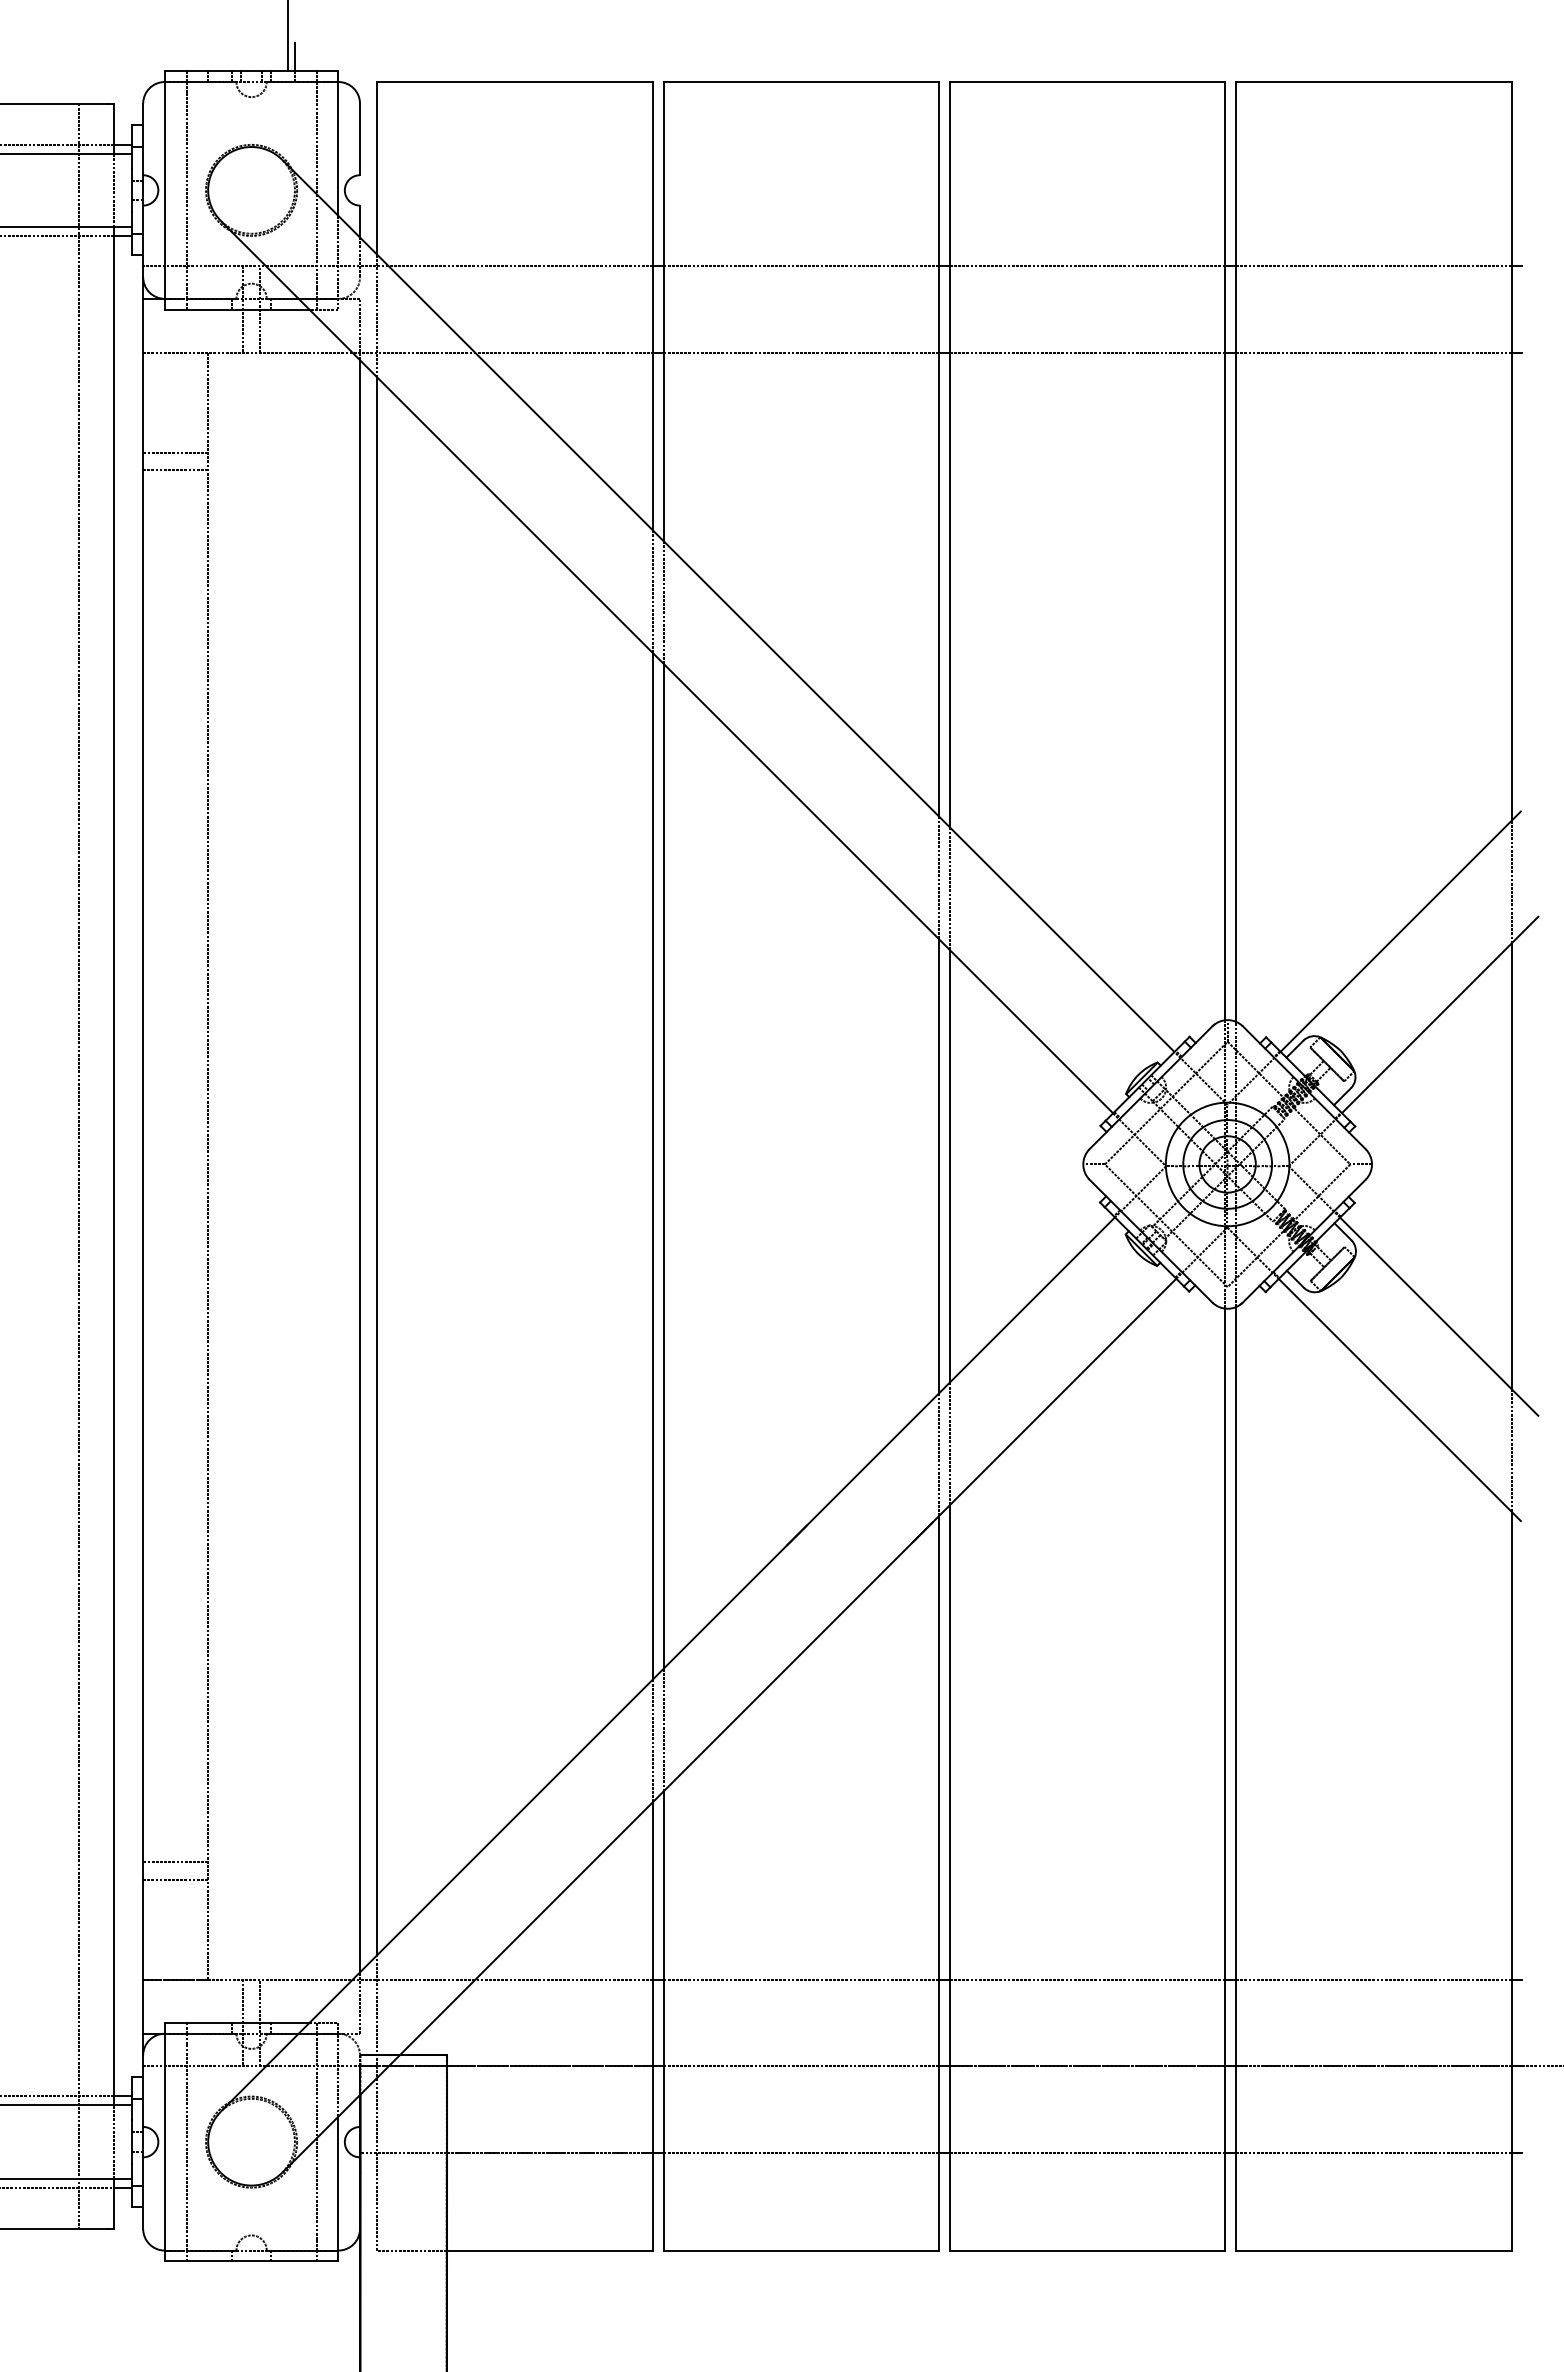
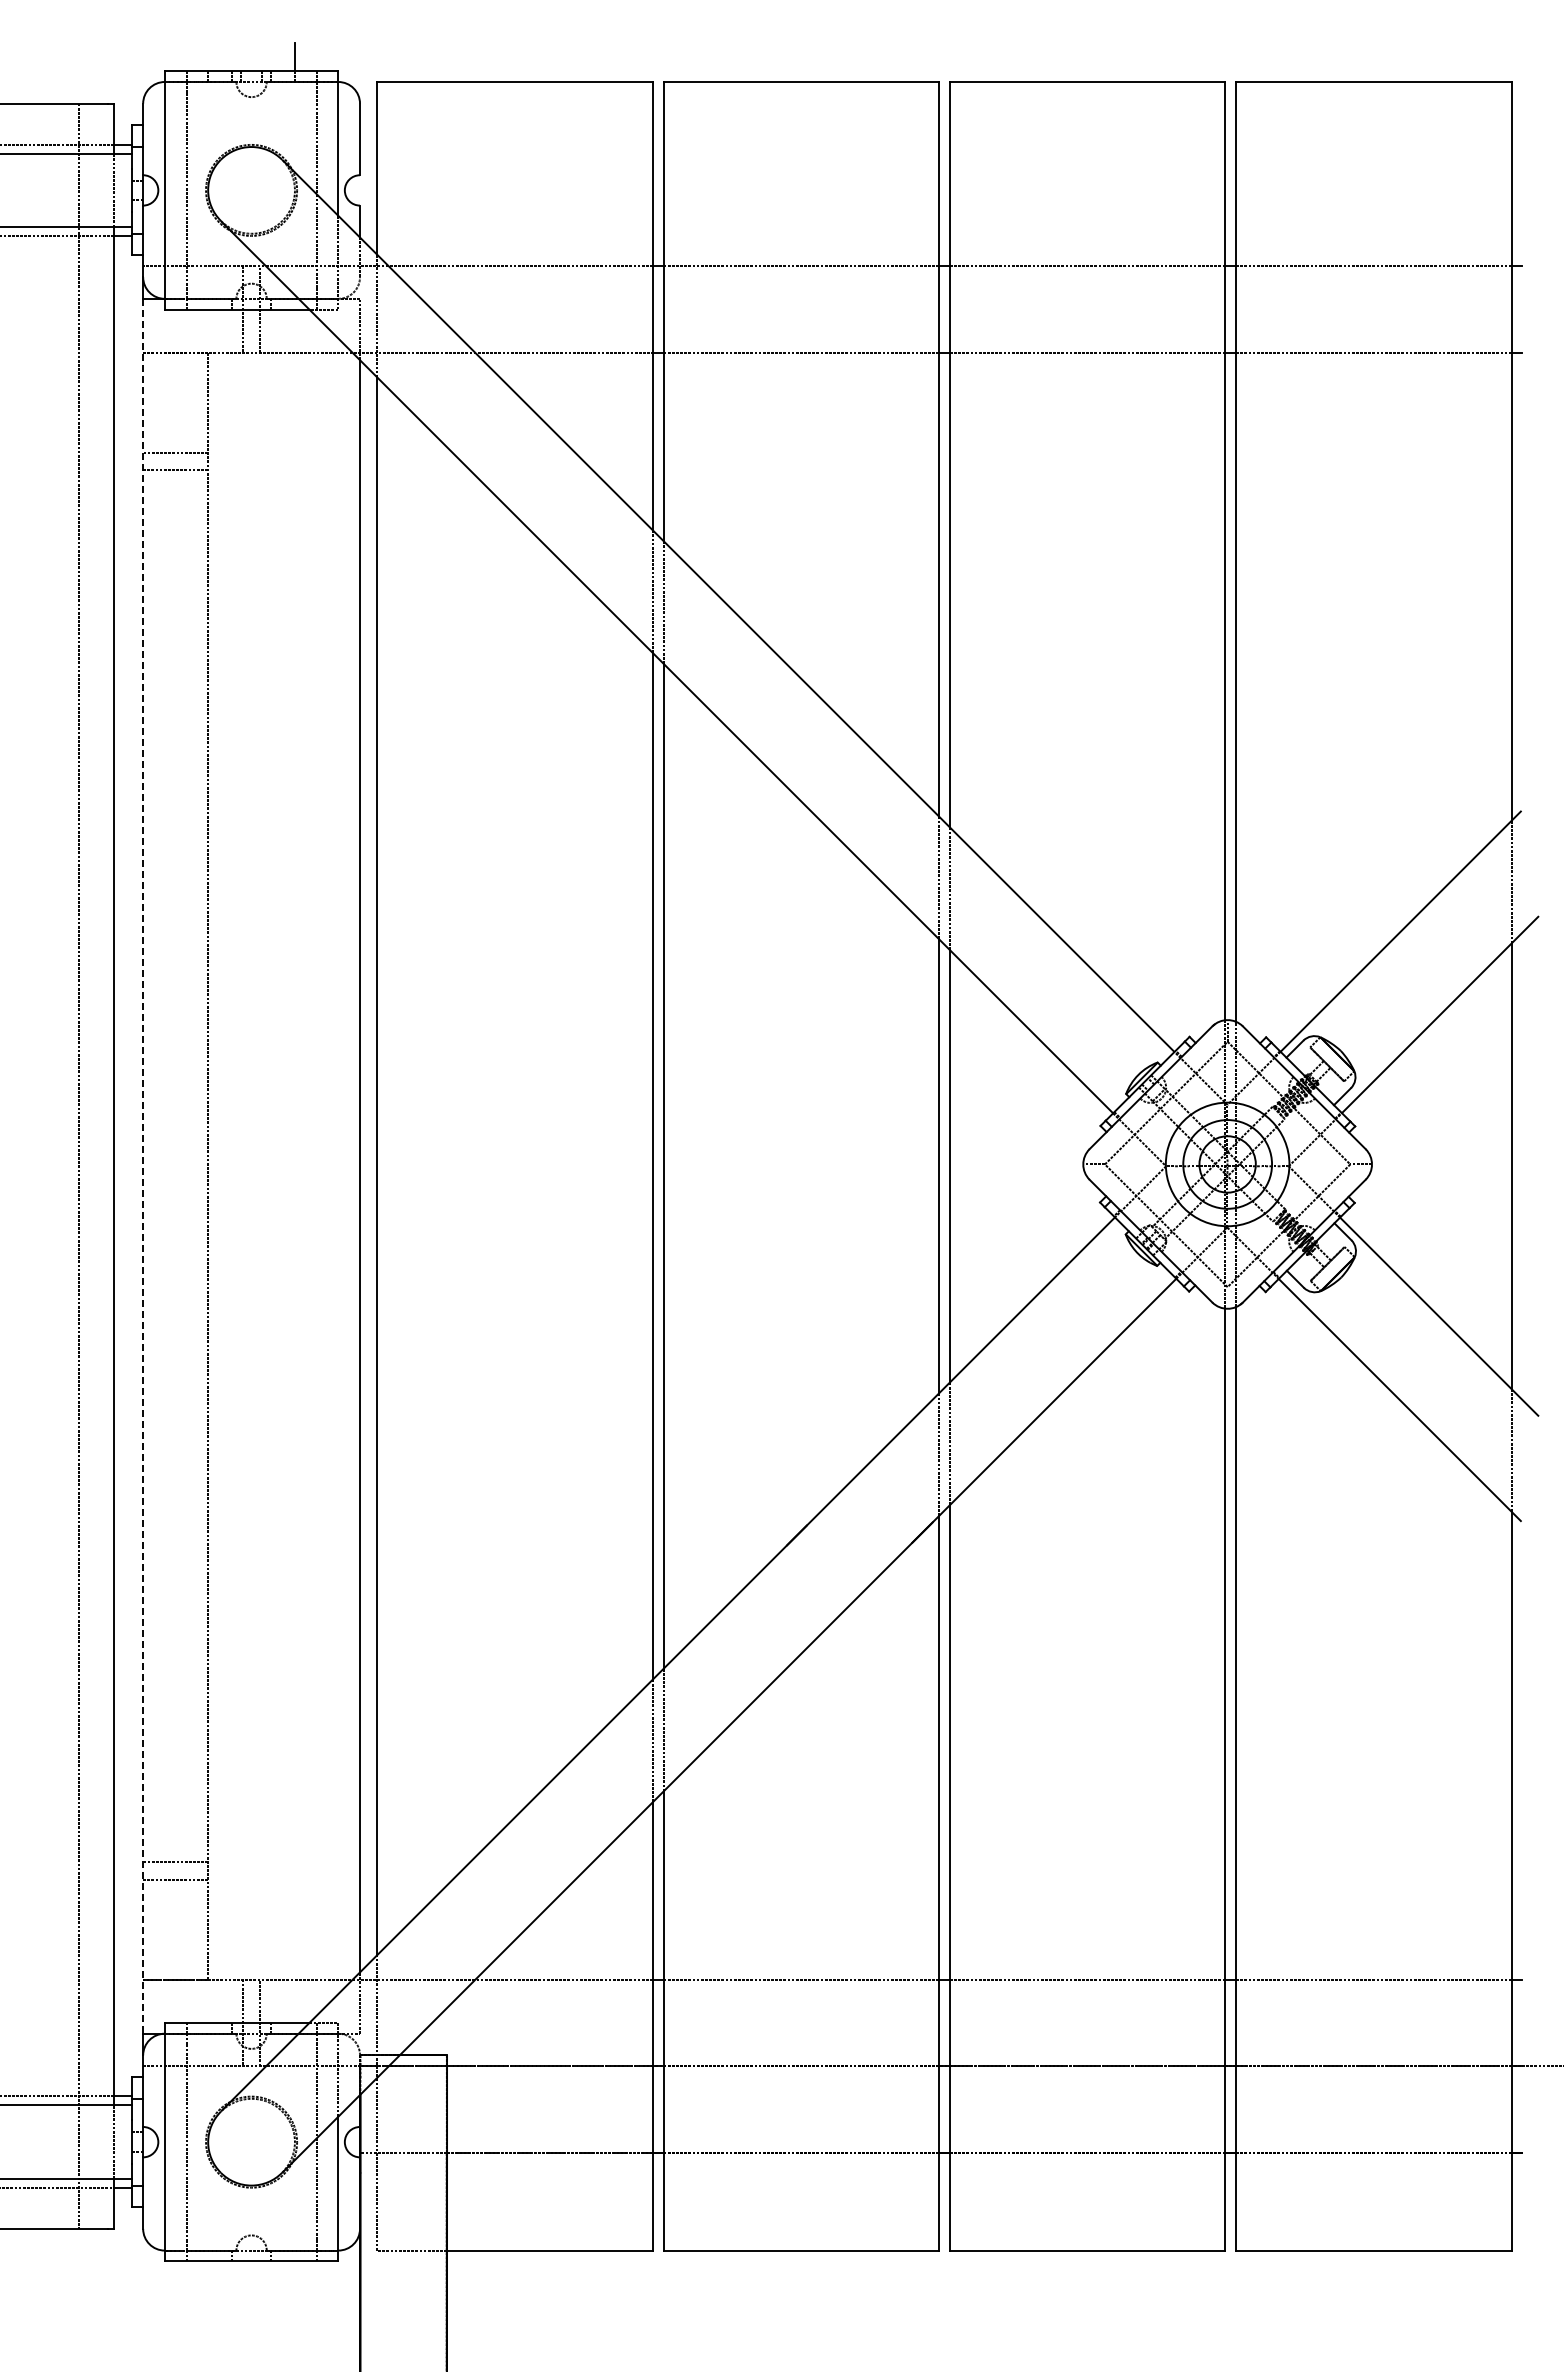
line: present -> none (288, 36)
line: solid -> dashed (143, 1166)
